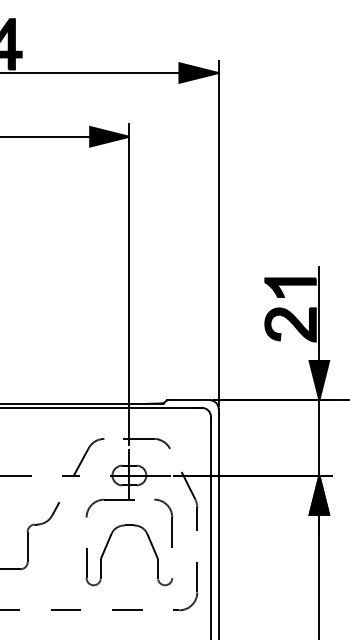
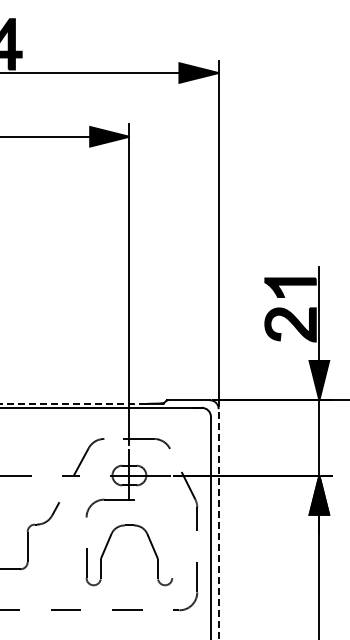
line: solid -> dashed (72, 403)
part: present -> none (171, 522)
line: solid -> dashed (218, 524)
